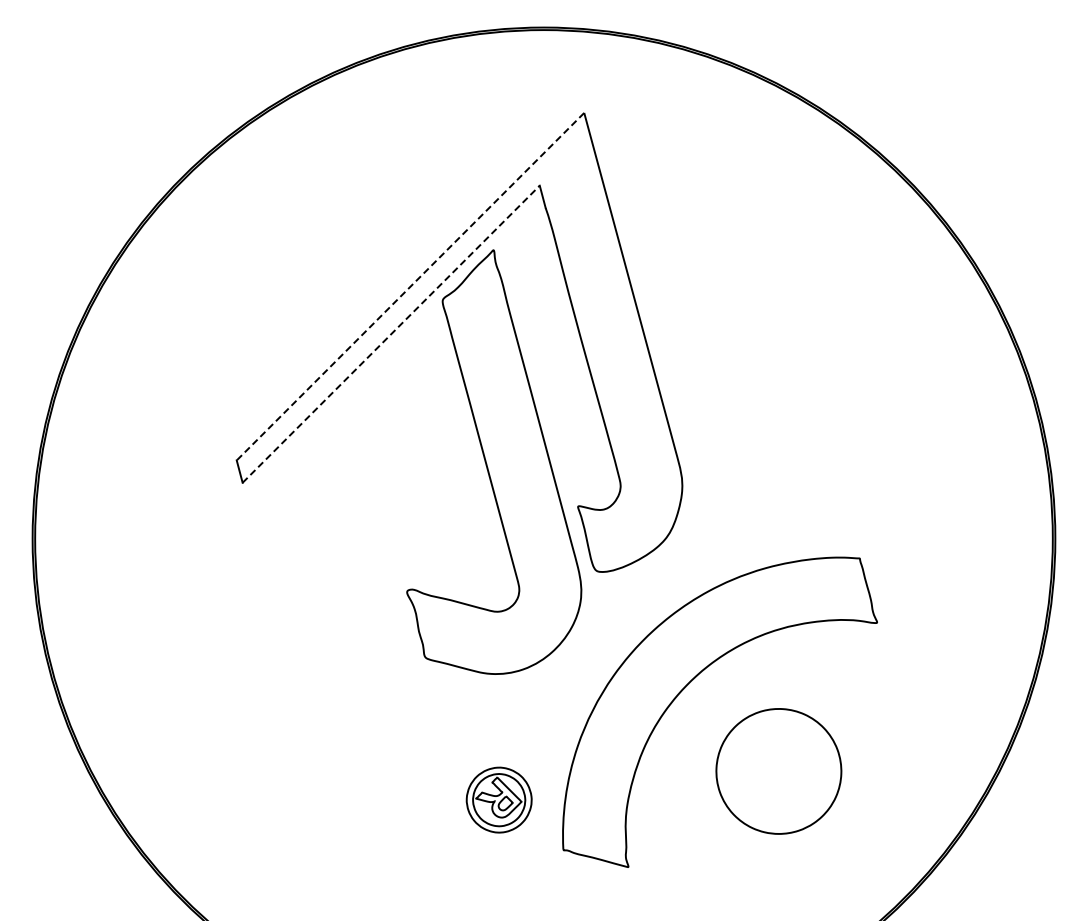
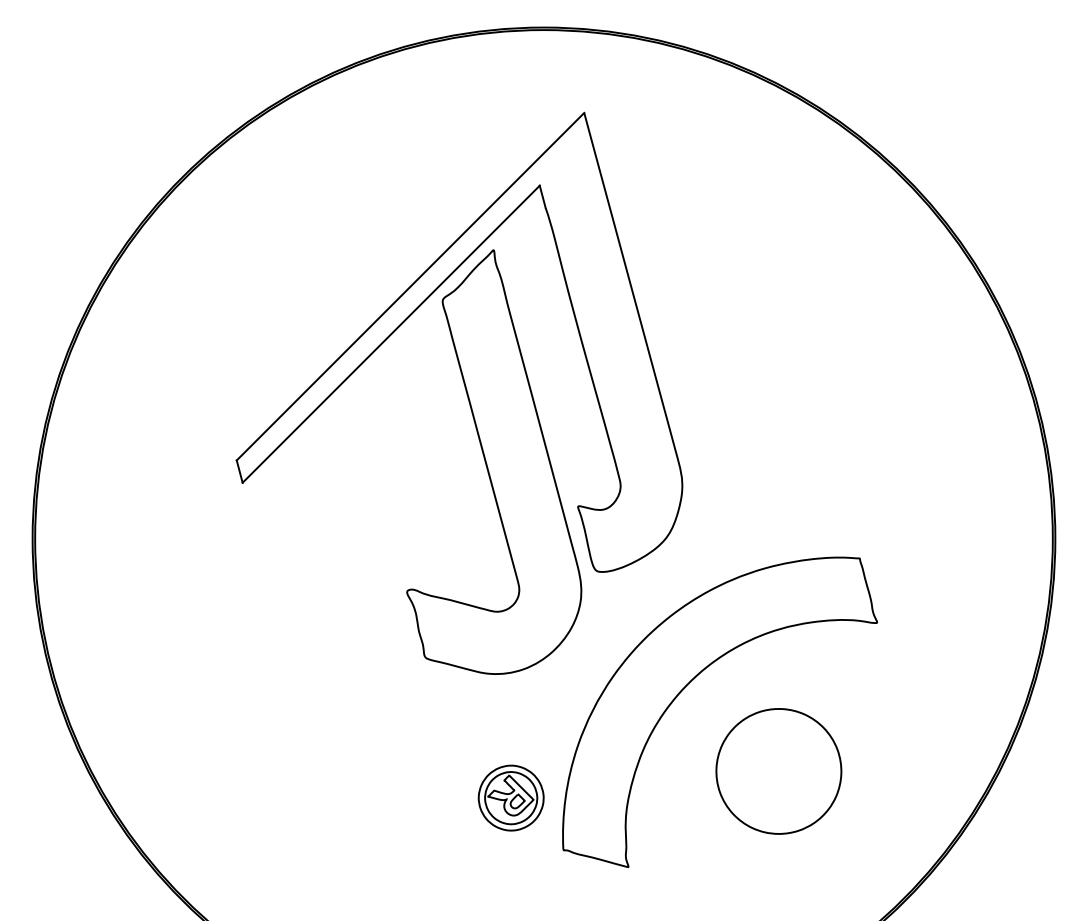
line: dashed -> solid (410, 286)
line: dashed -> solid (391, 333)
part position: (498, 799) -> (510, 797) (510, 797)
